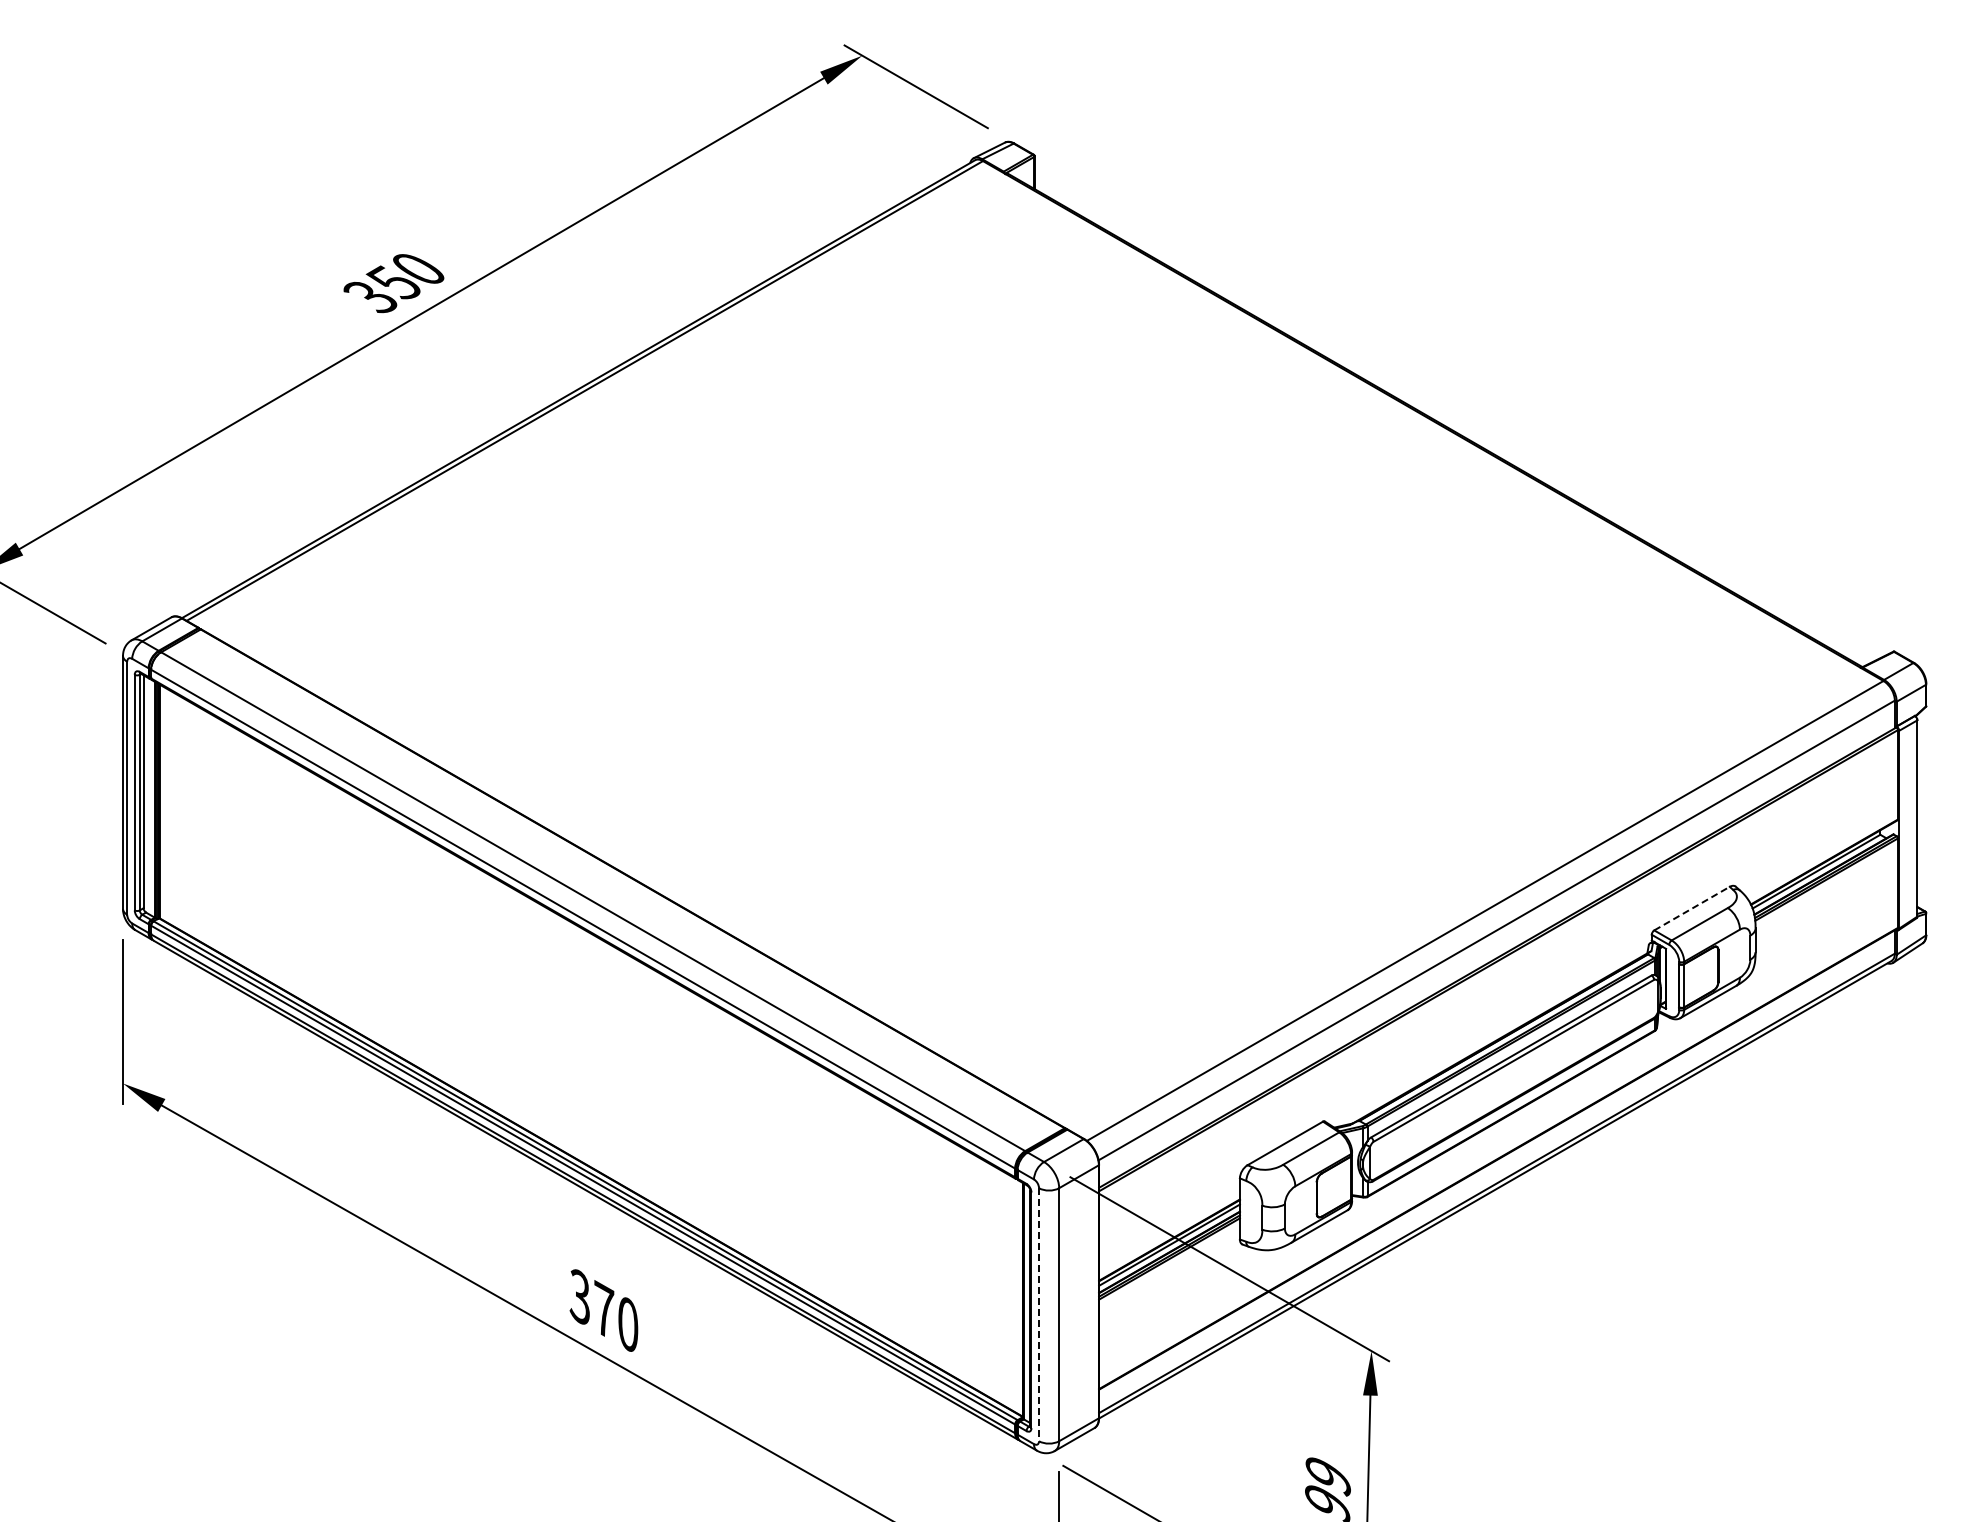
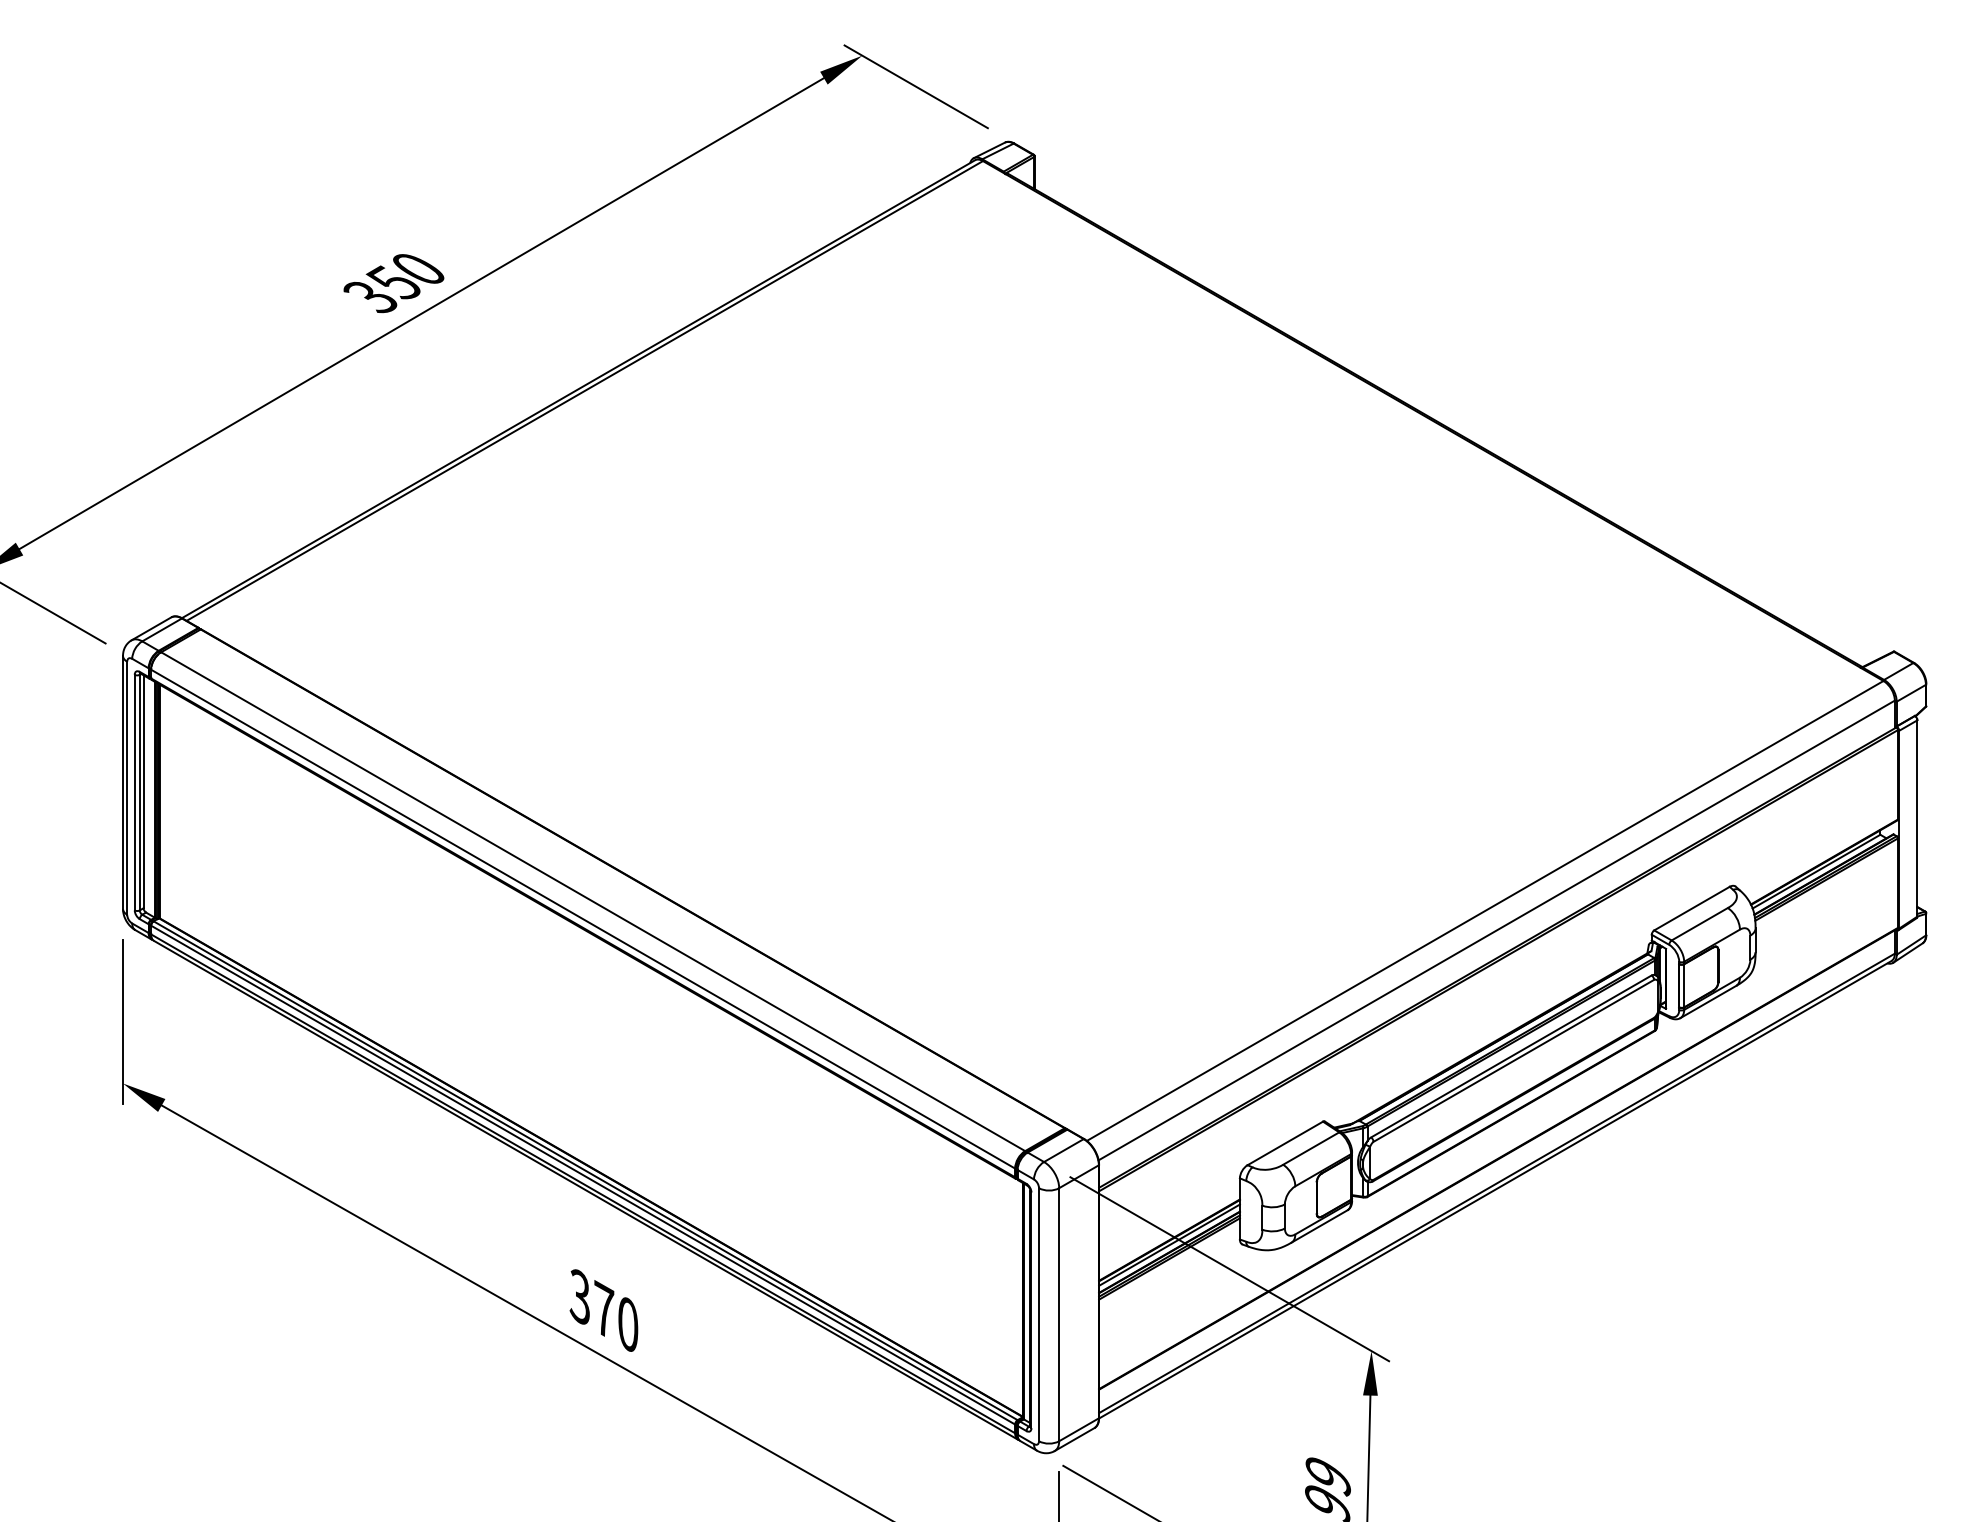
line: dashed -> solid (1692, 908)
line: dashed -> solid (1039, 1314)
